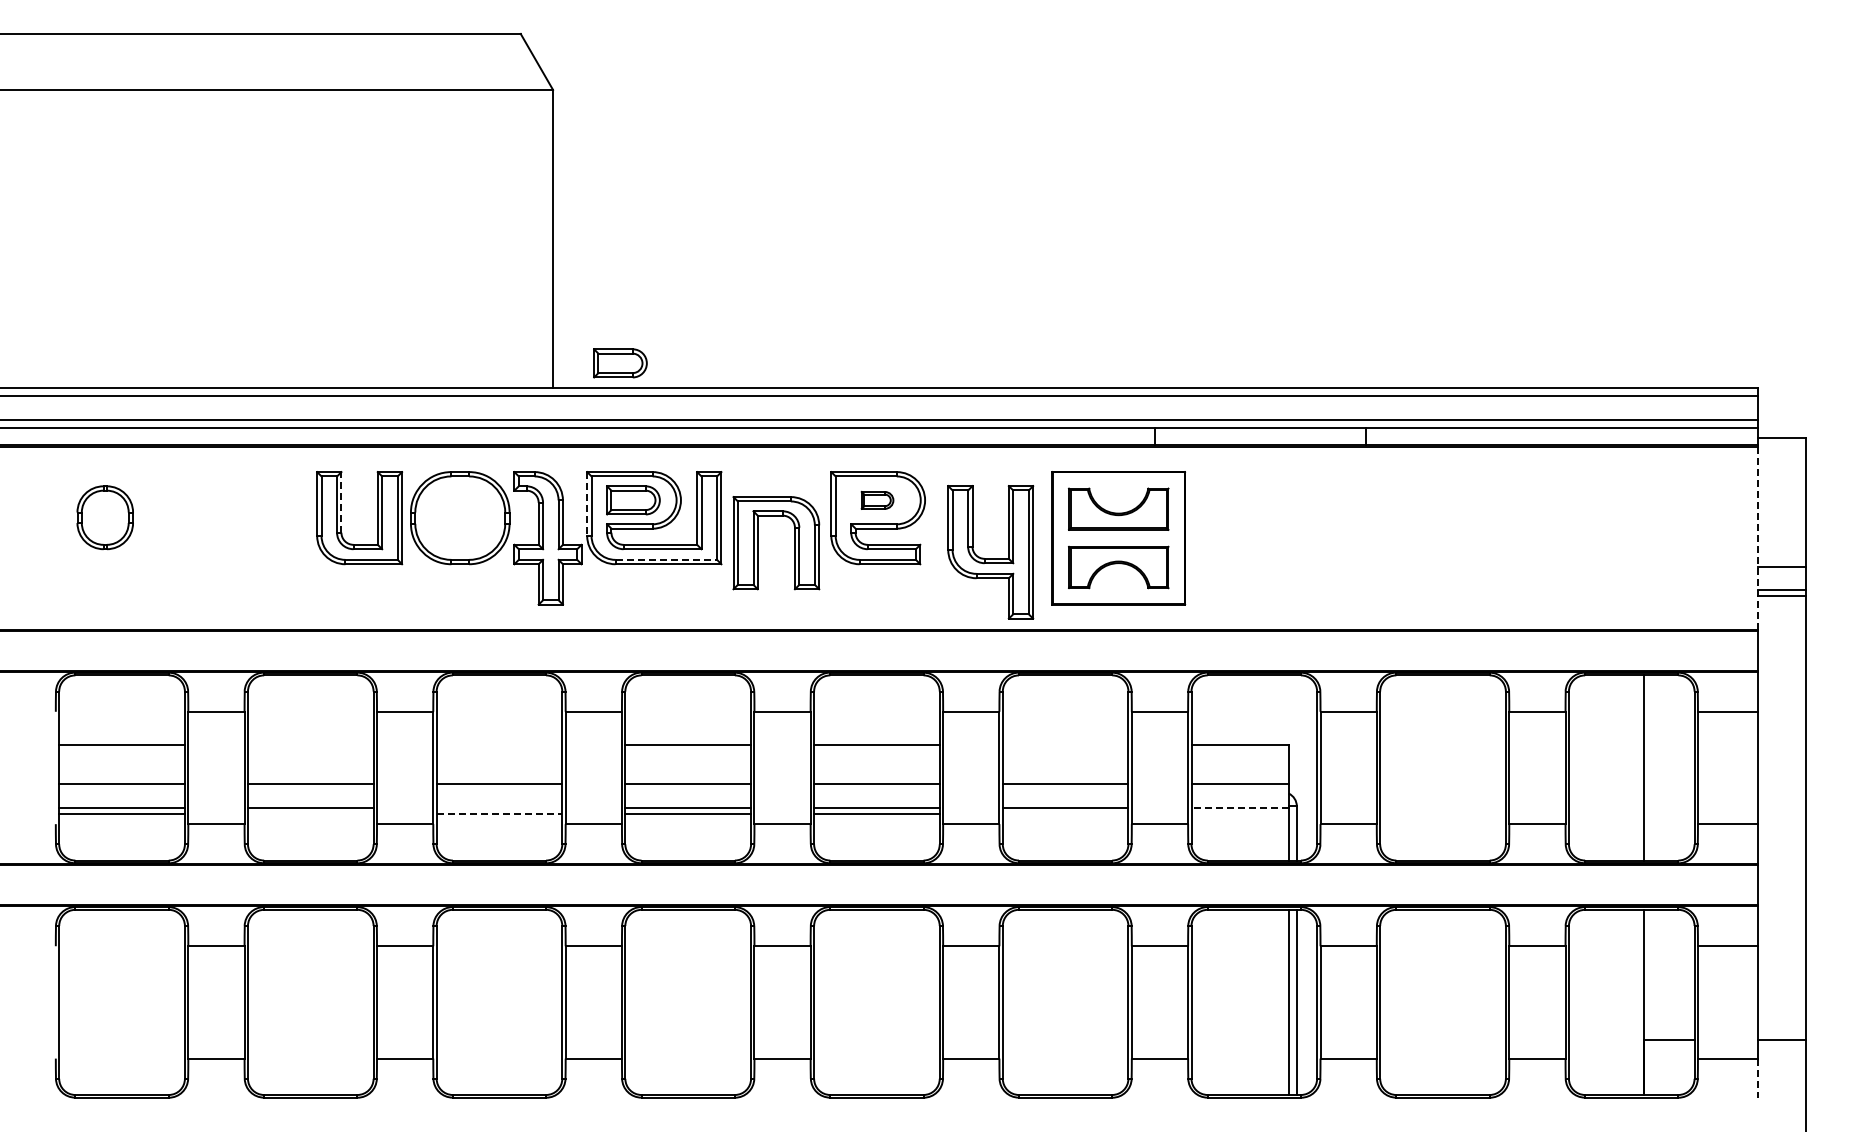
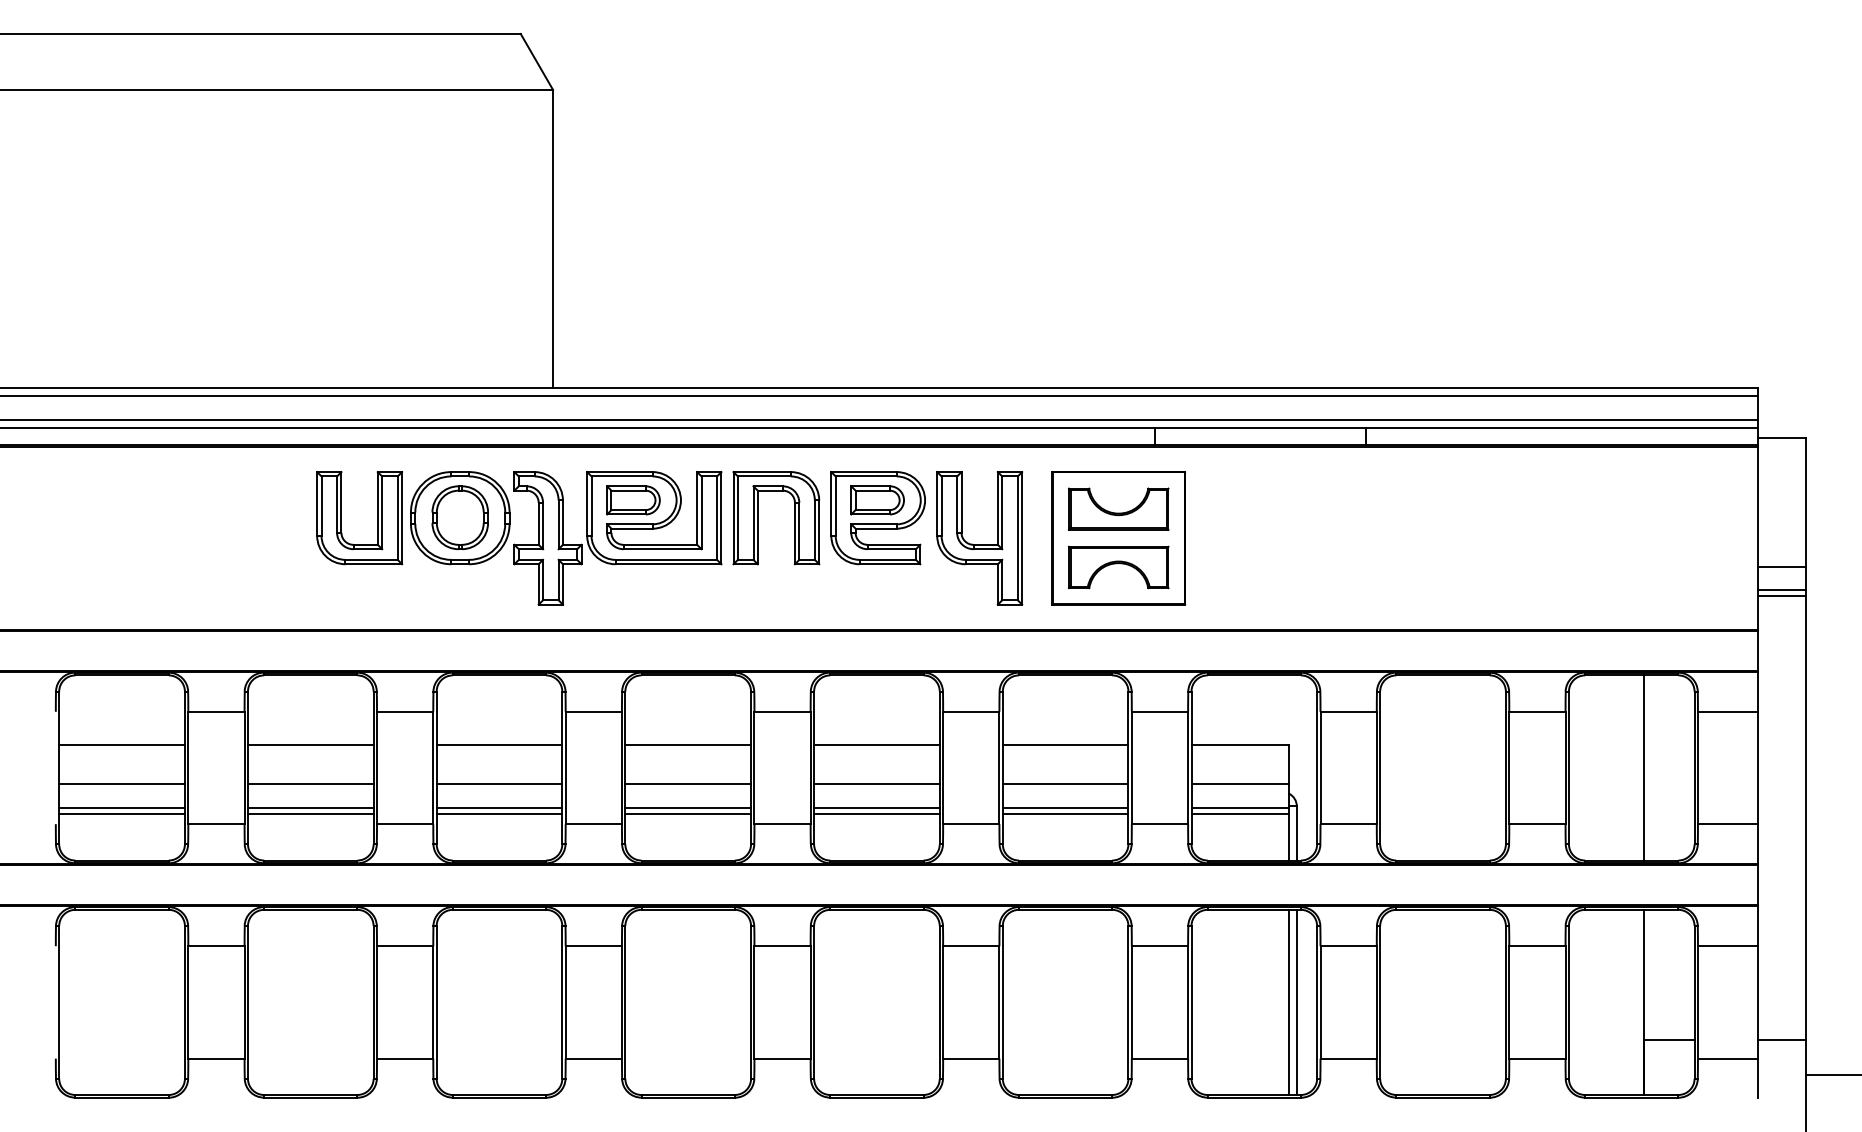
part: present -> none (620, 363)
part size: 35x20 px -> 55x31 px (877, 500)
line: dashed -> solid (341, 501)
line: dashed -> solid (587, 504)
part position: (104, 517) -> (459, 517) (459, 517)
line: dashed -> solid (1757, 539)
part position: (758, 543) -> (758, 518) (758, 518)
part position: (990, 552) -> (979, 538) (979, 538)
line: dashed -> solid (666, 559)
line: none -> present (310, 745)
line: none -> present (499, 745)
line: none -> present (1065, 745)
line: none -> present (499, 808)
line: dashed -> solid (1240, 808)
line: none -> present (310, 814)
line: dashed -> solid (499, 814)
line: none -> present (1065, 814)
line: none -> present (1239, 814)
line: none -> present (1832, 1075)
line: dashed -> solid (1757, 1078)
